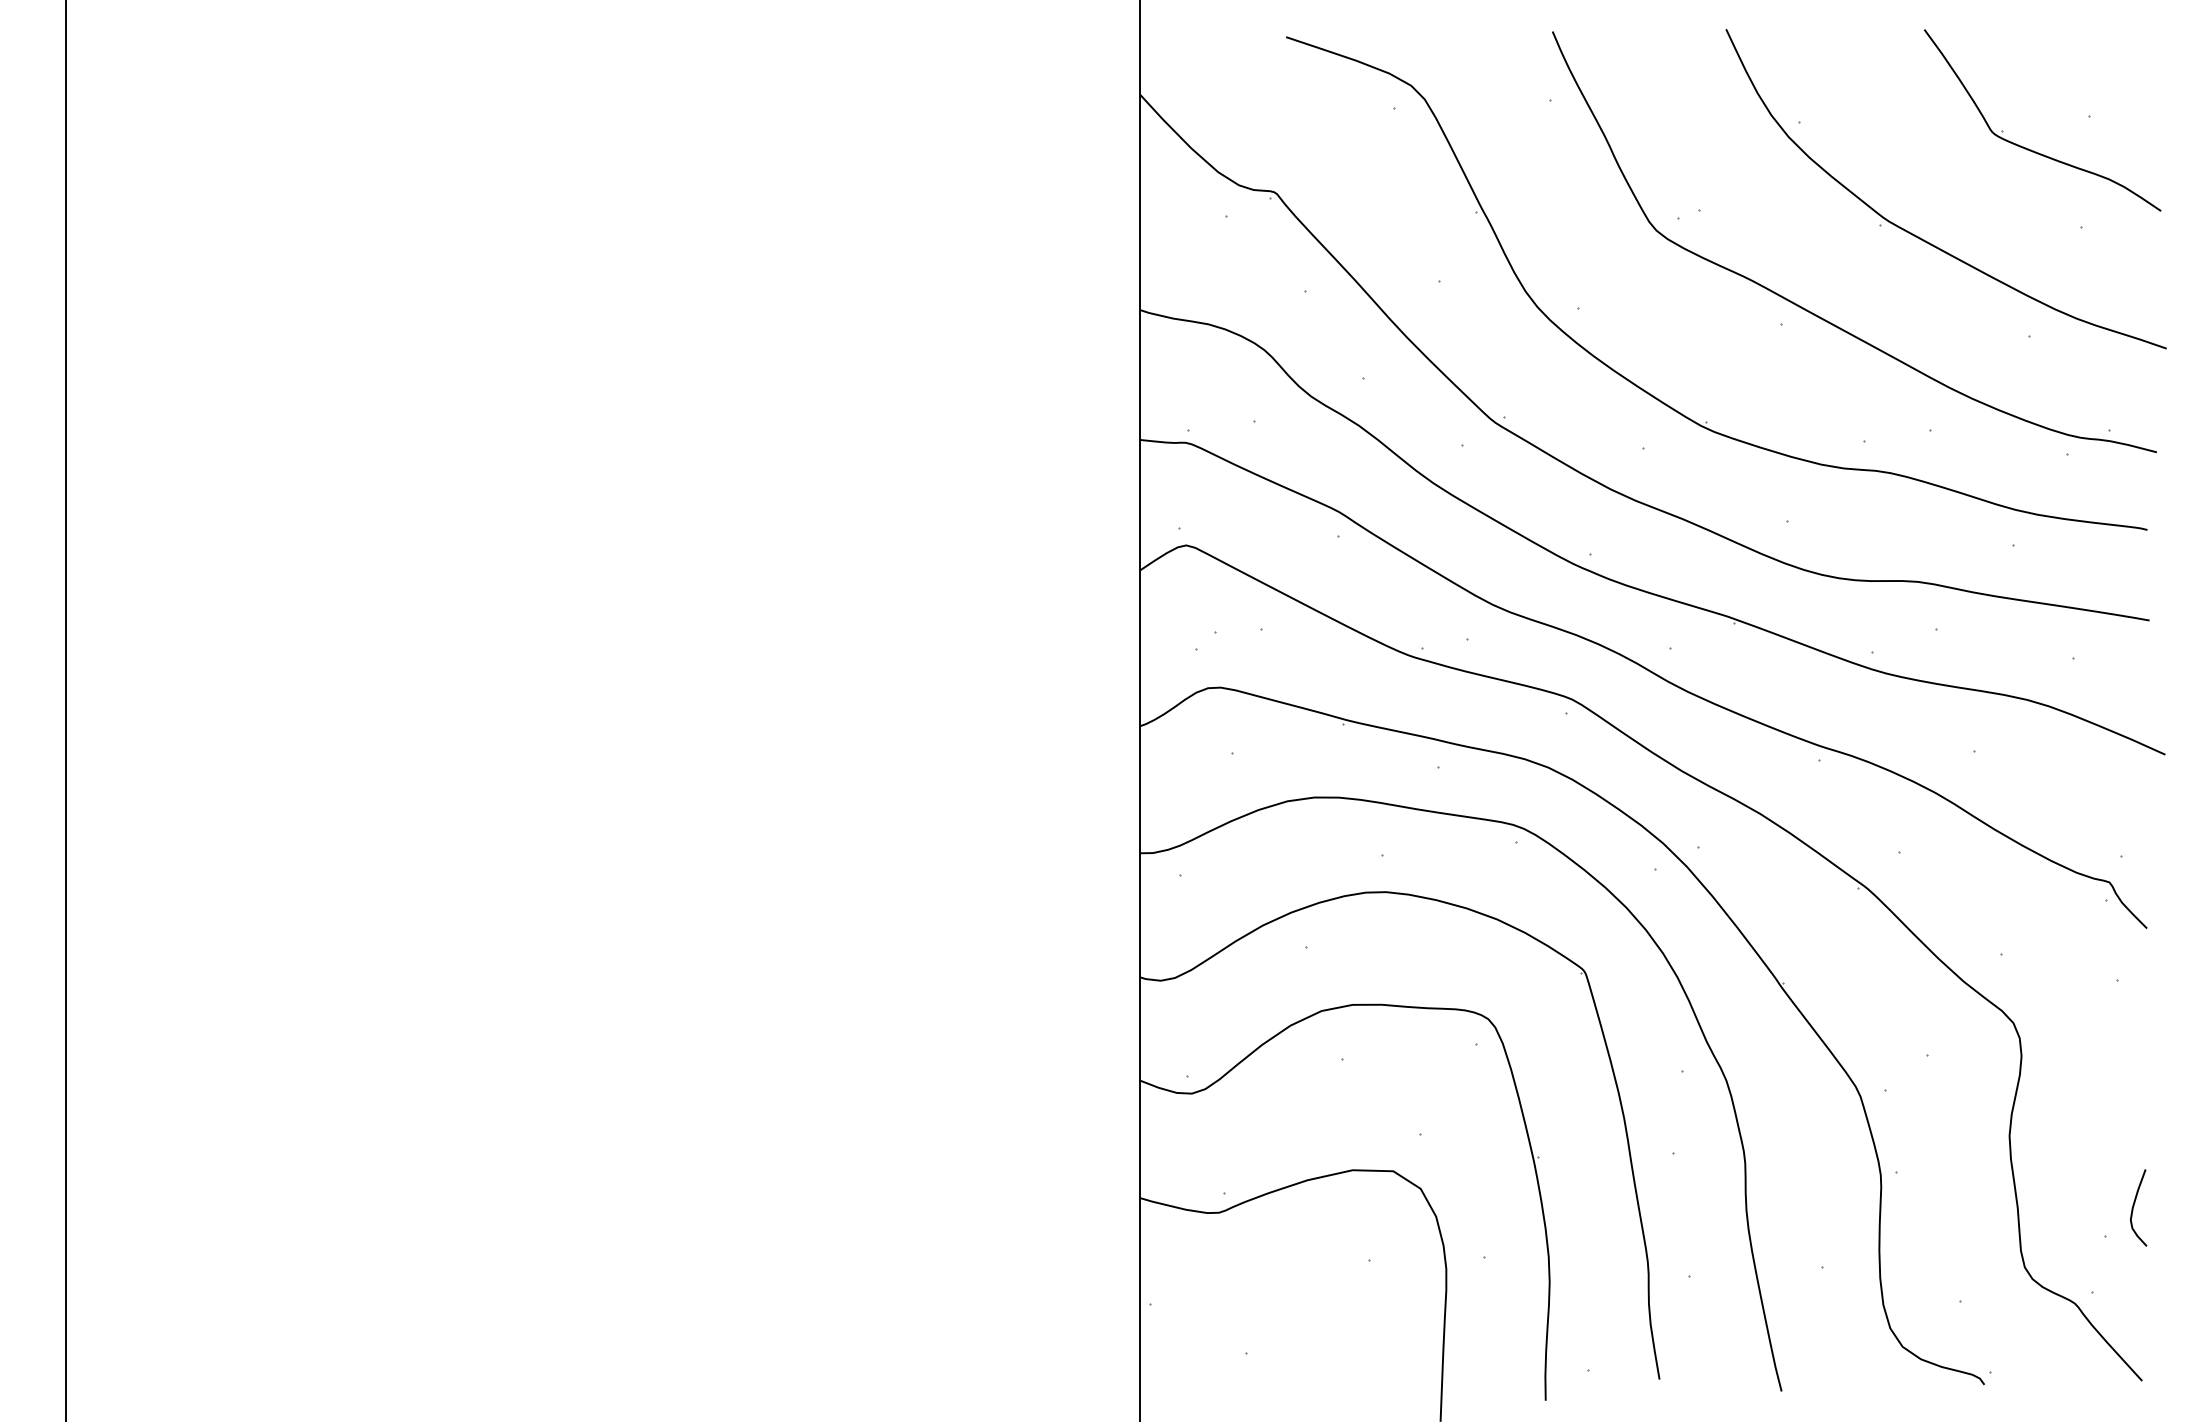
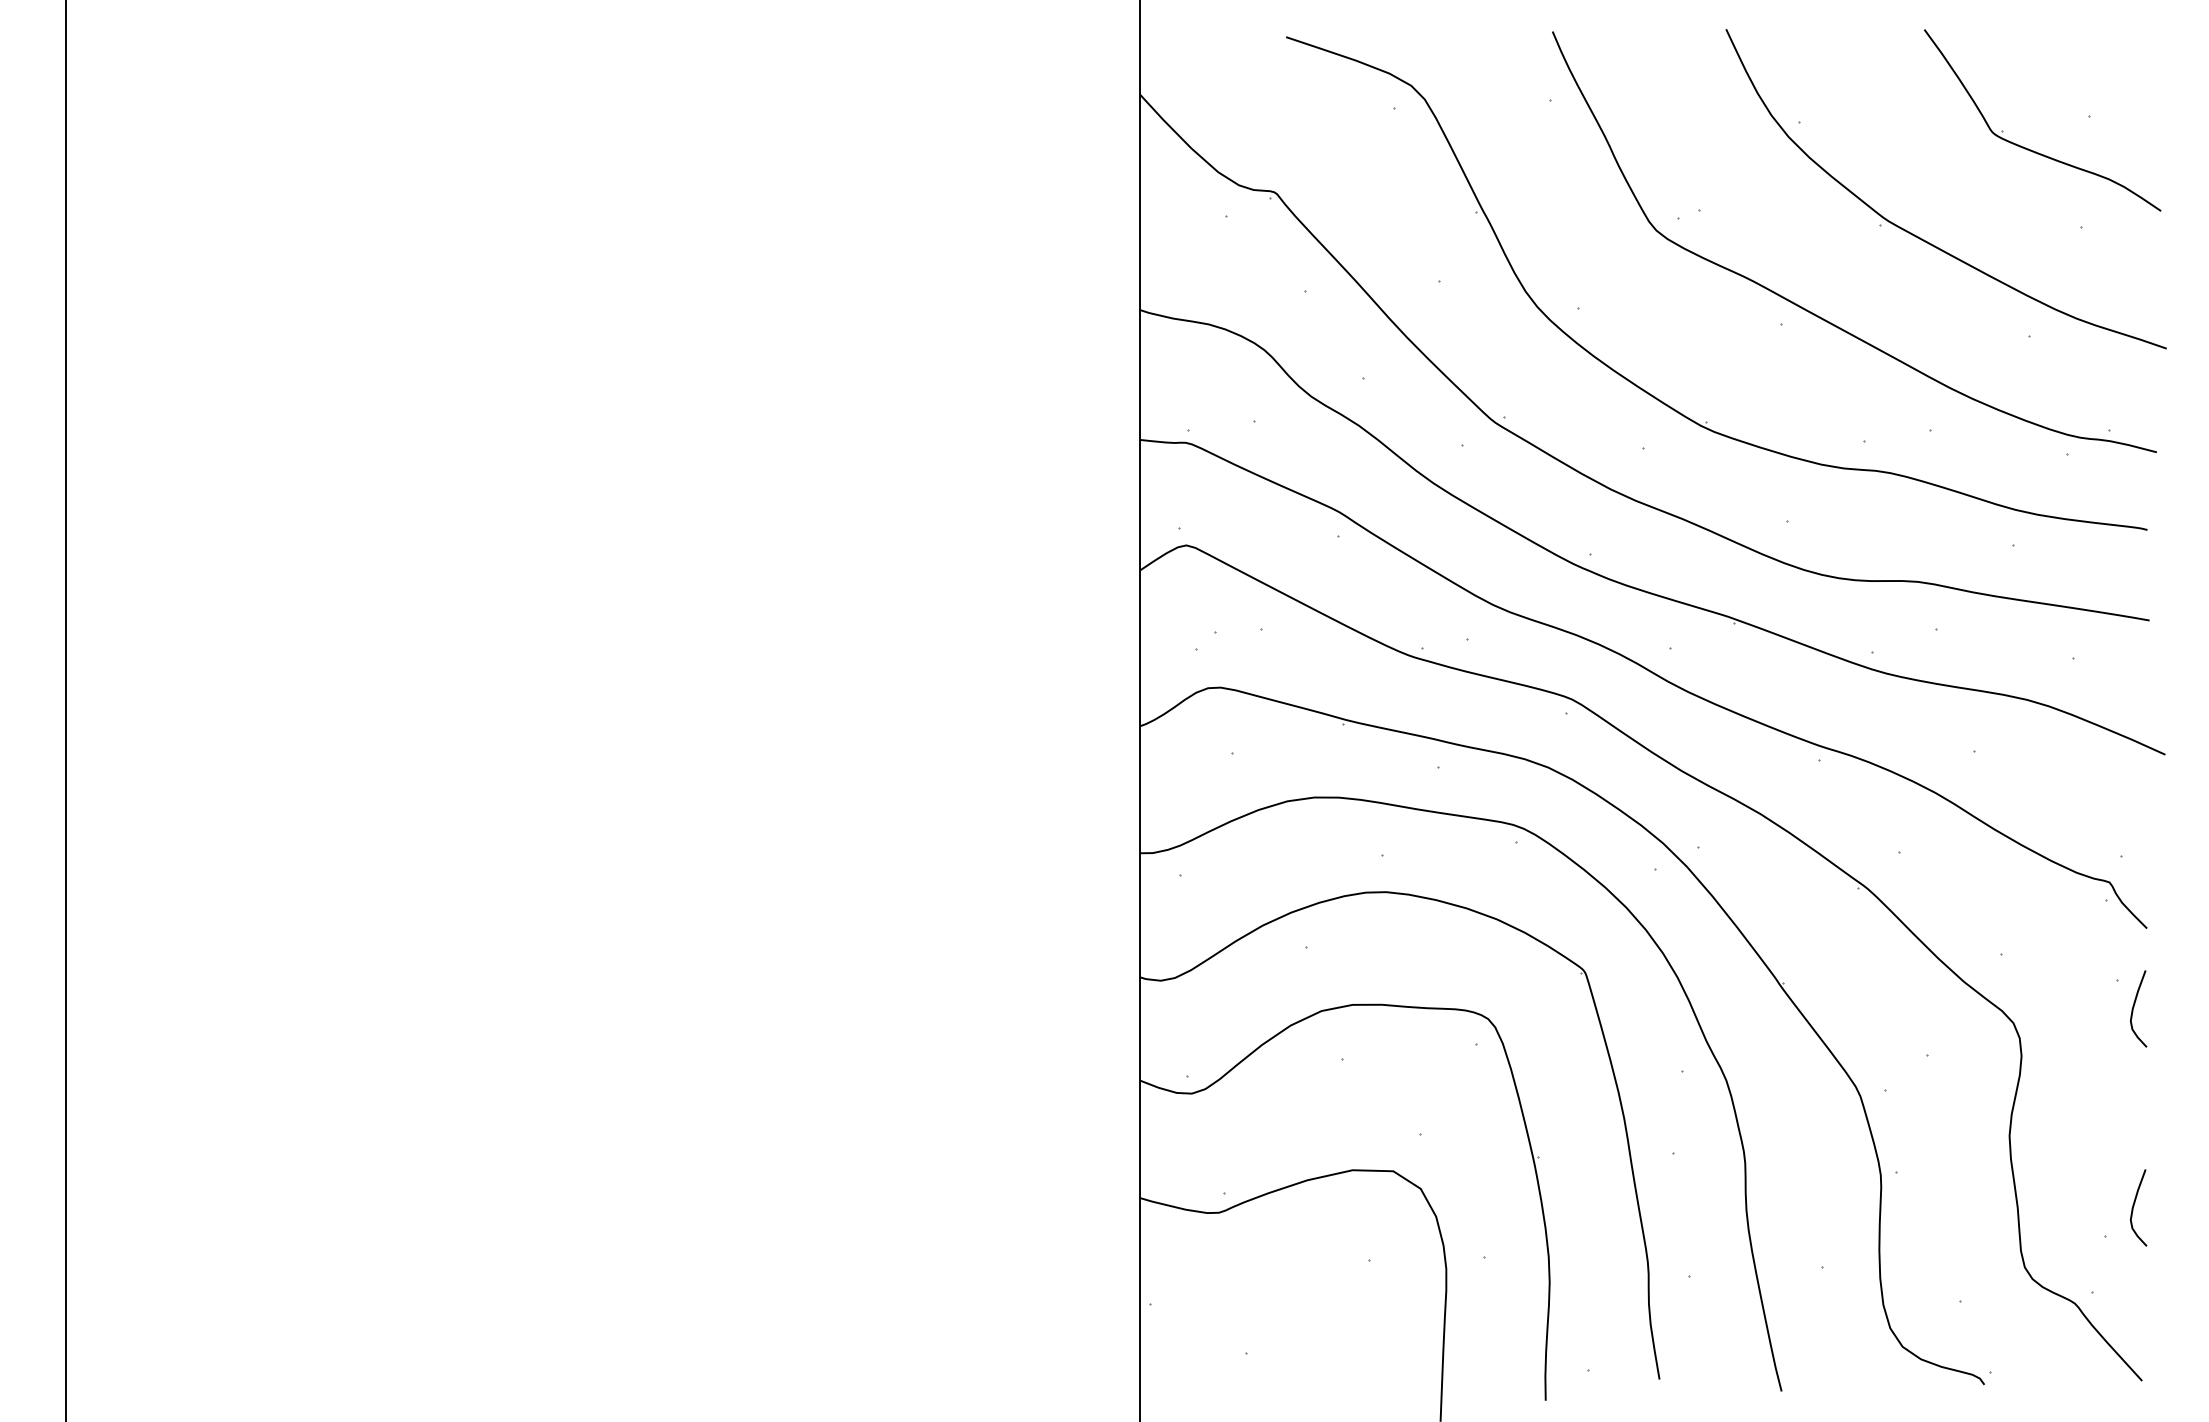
curve: none -> present (2134, 1007)
